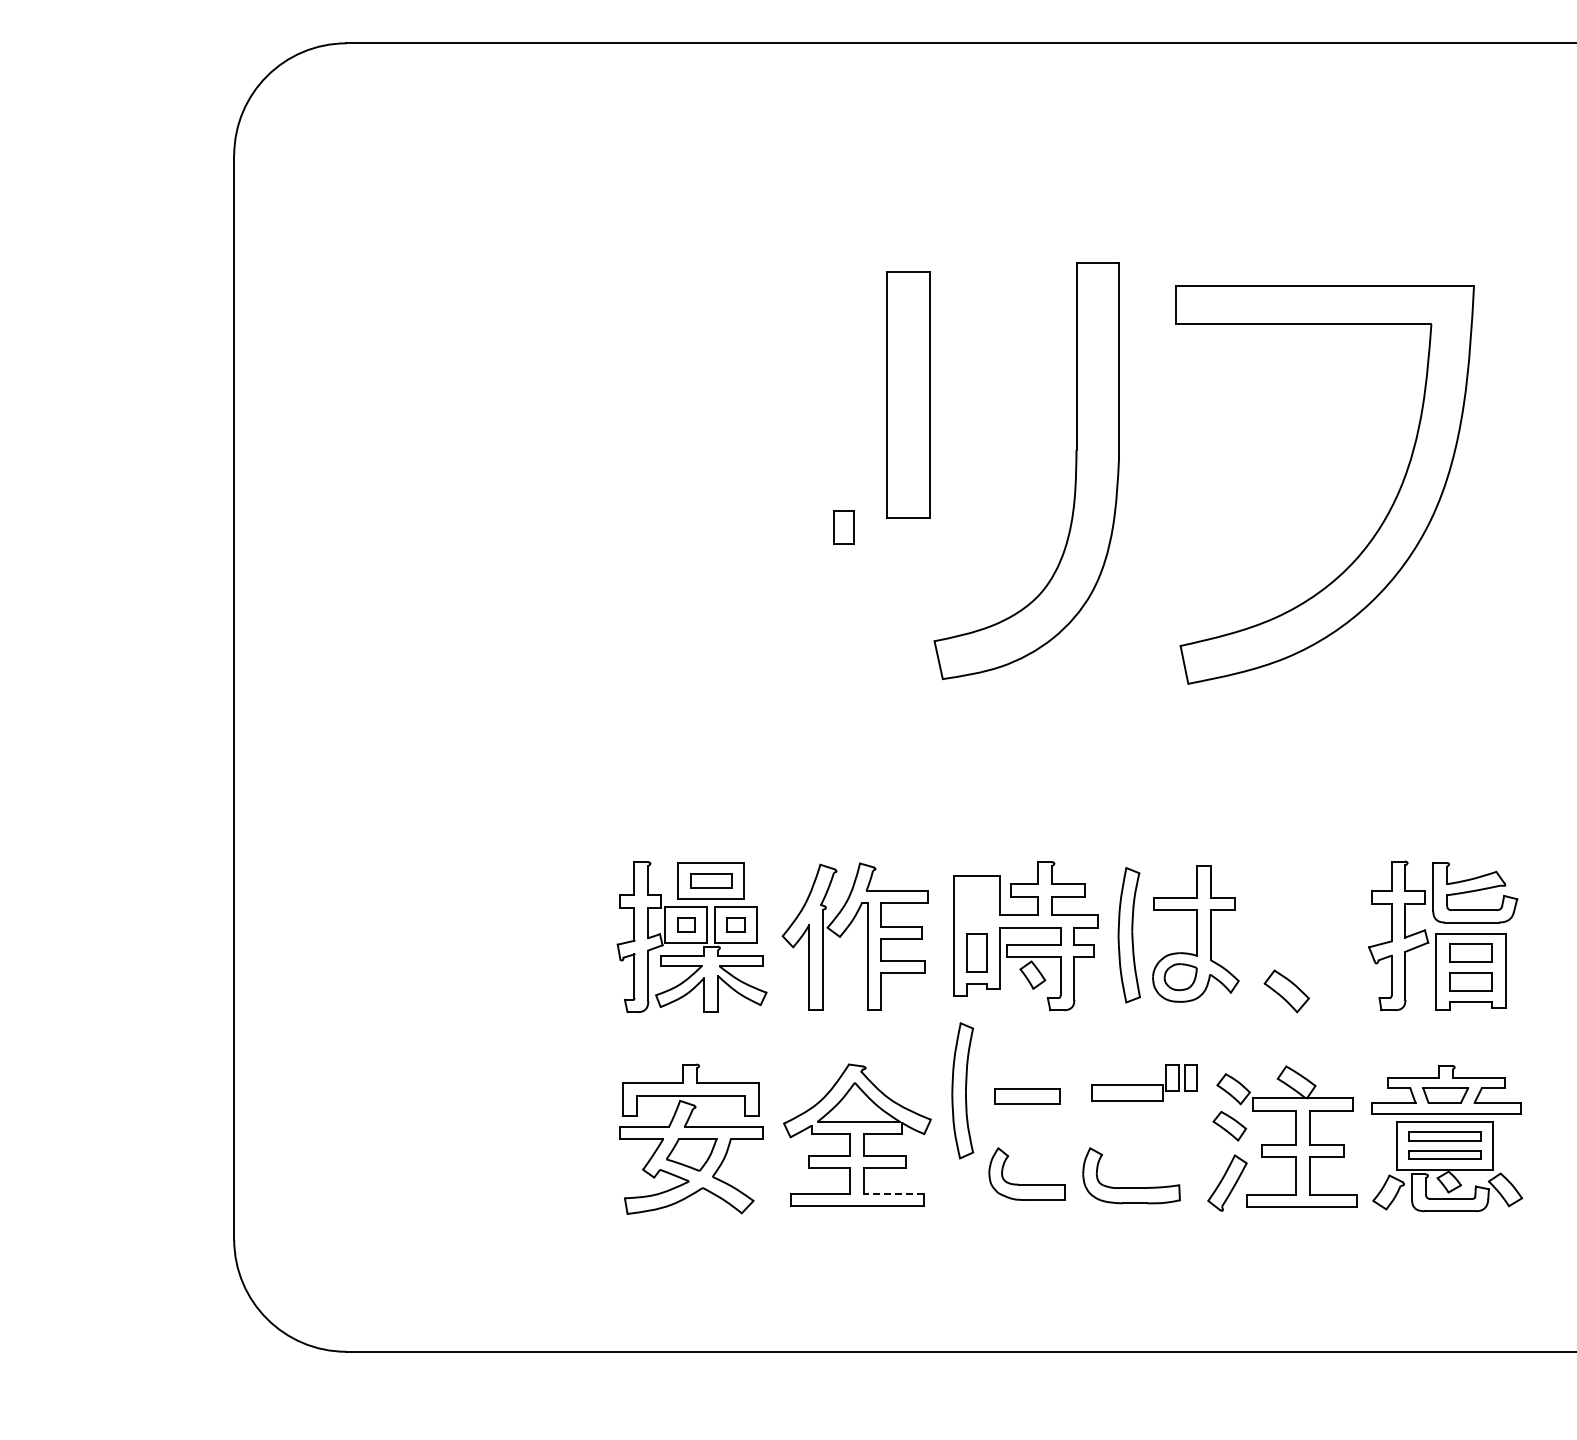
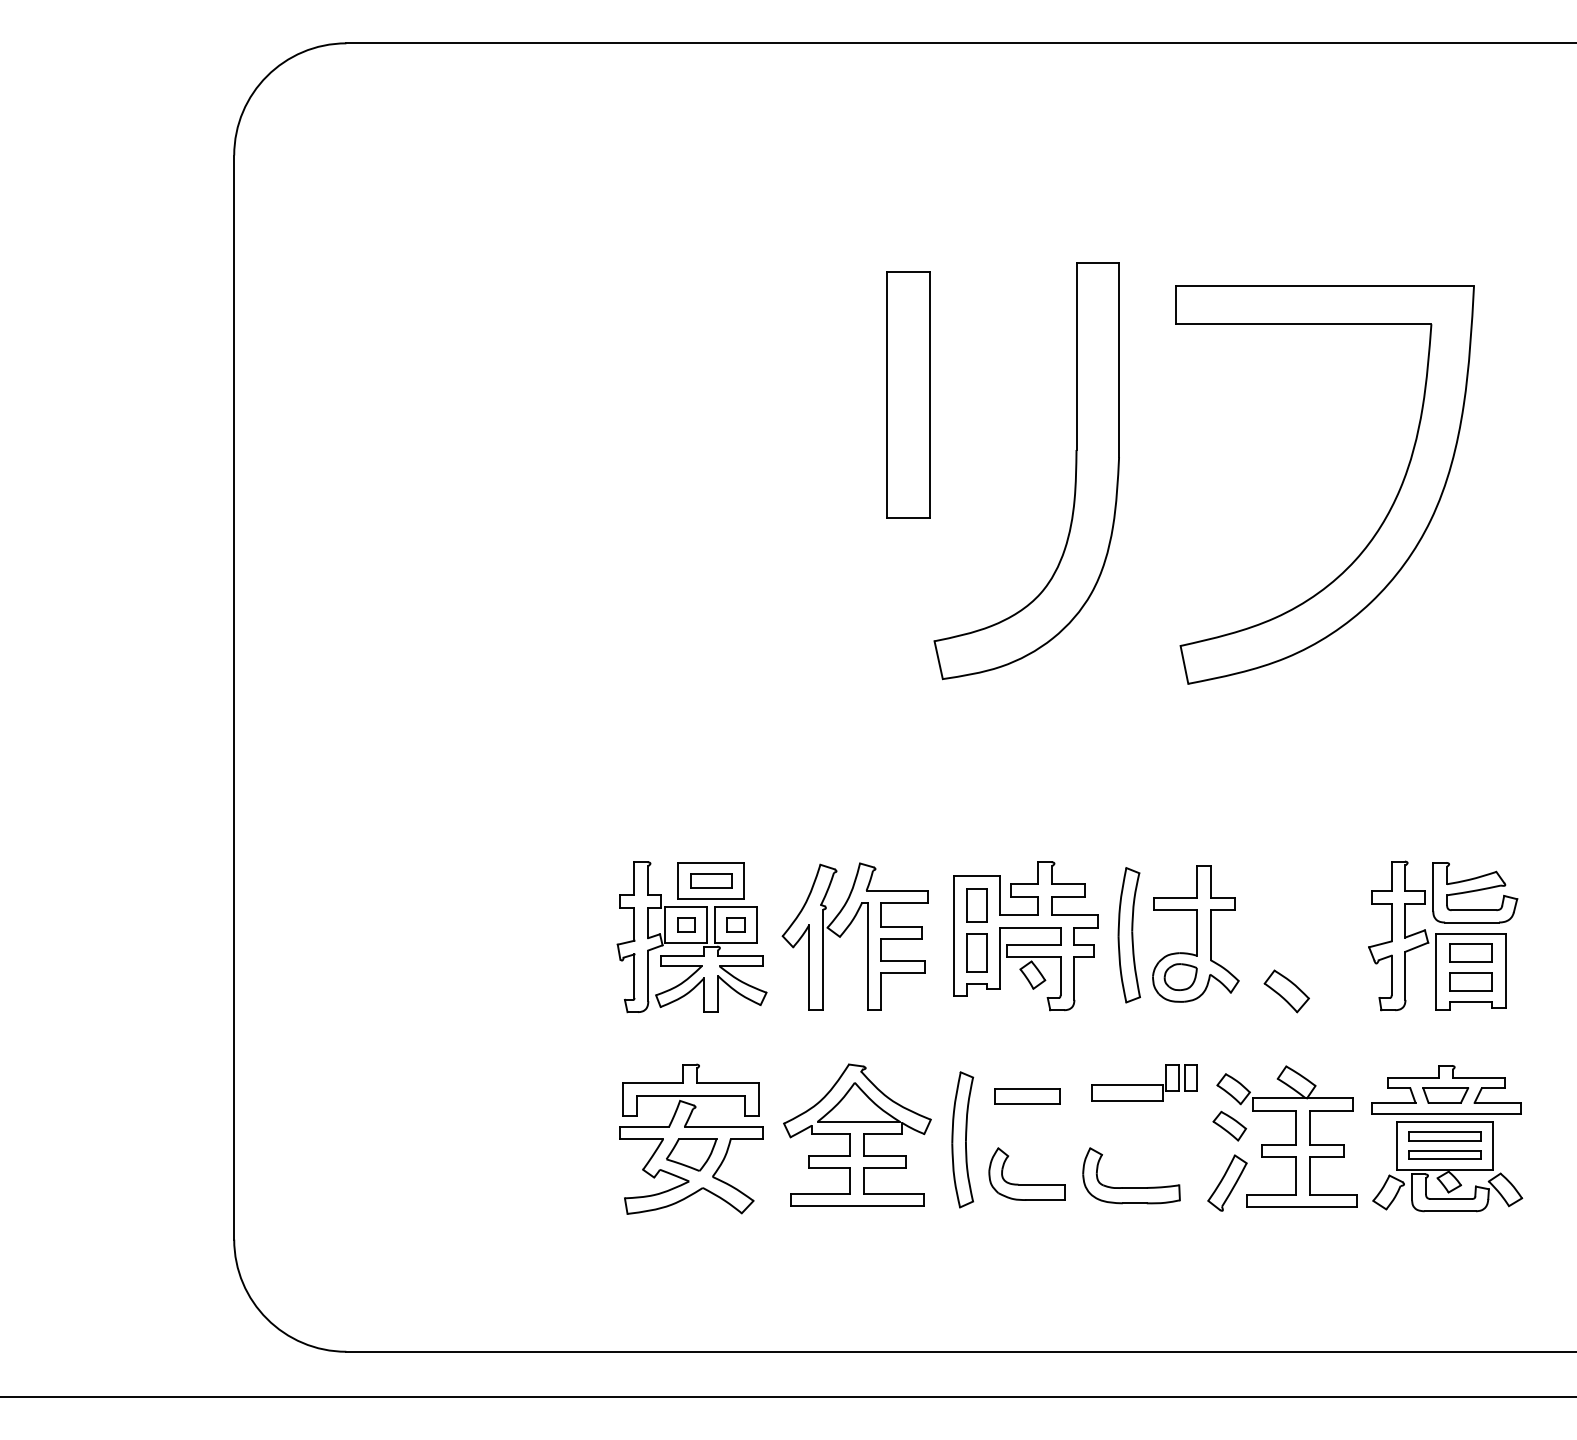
part position: (843, 527) -> (976, 905) (976, 905)
part position: (962, 1090) -> (962, 1139) (962, 1139)
line: dashed -> solid (893, 1193)
line: none -> present (787, 1396)
